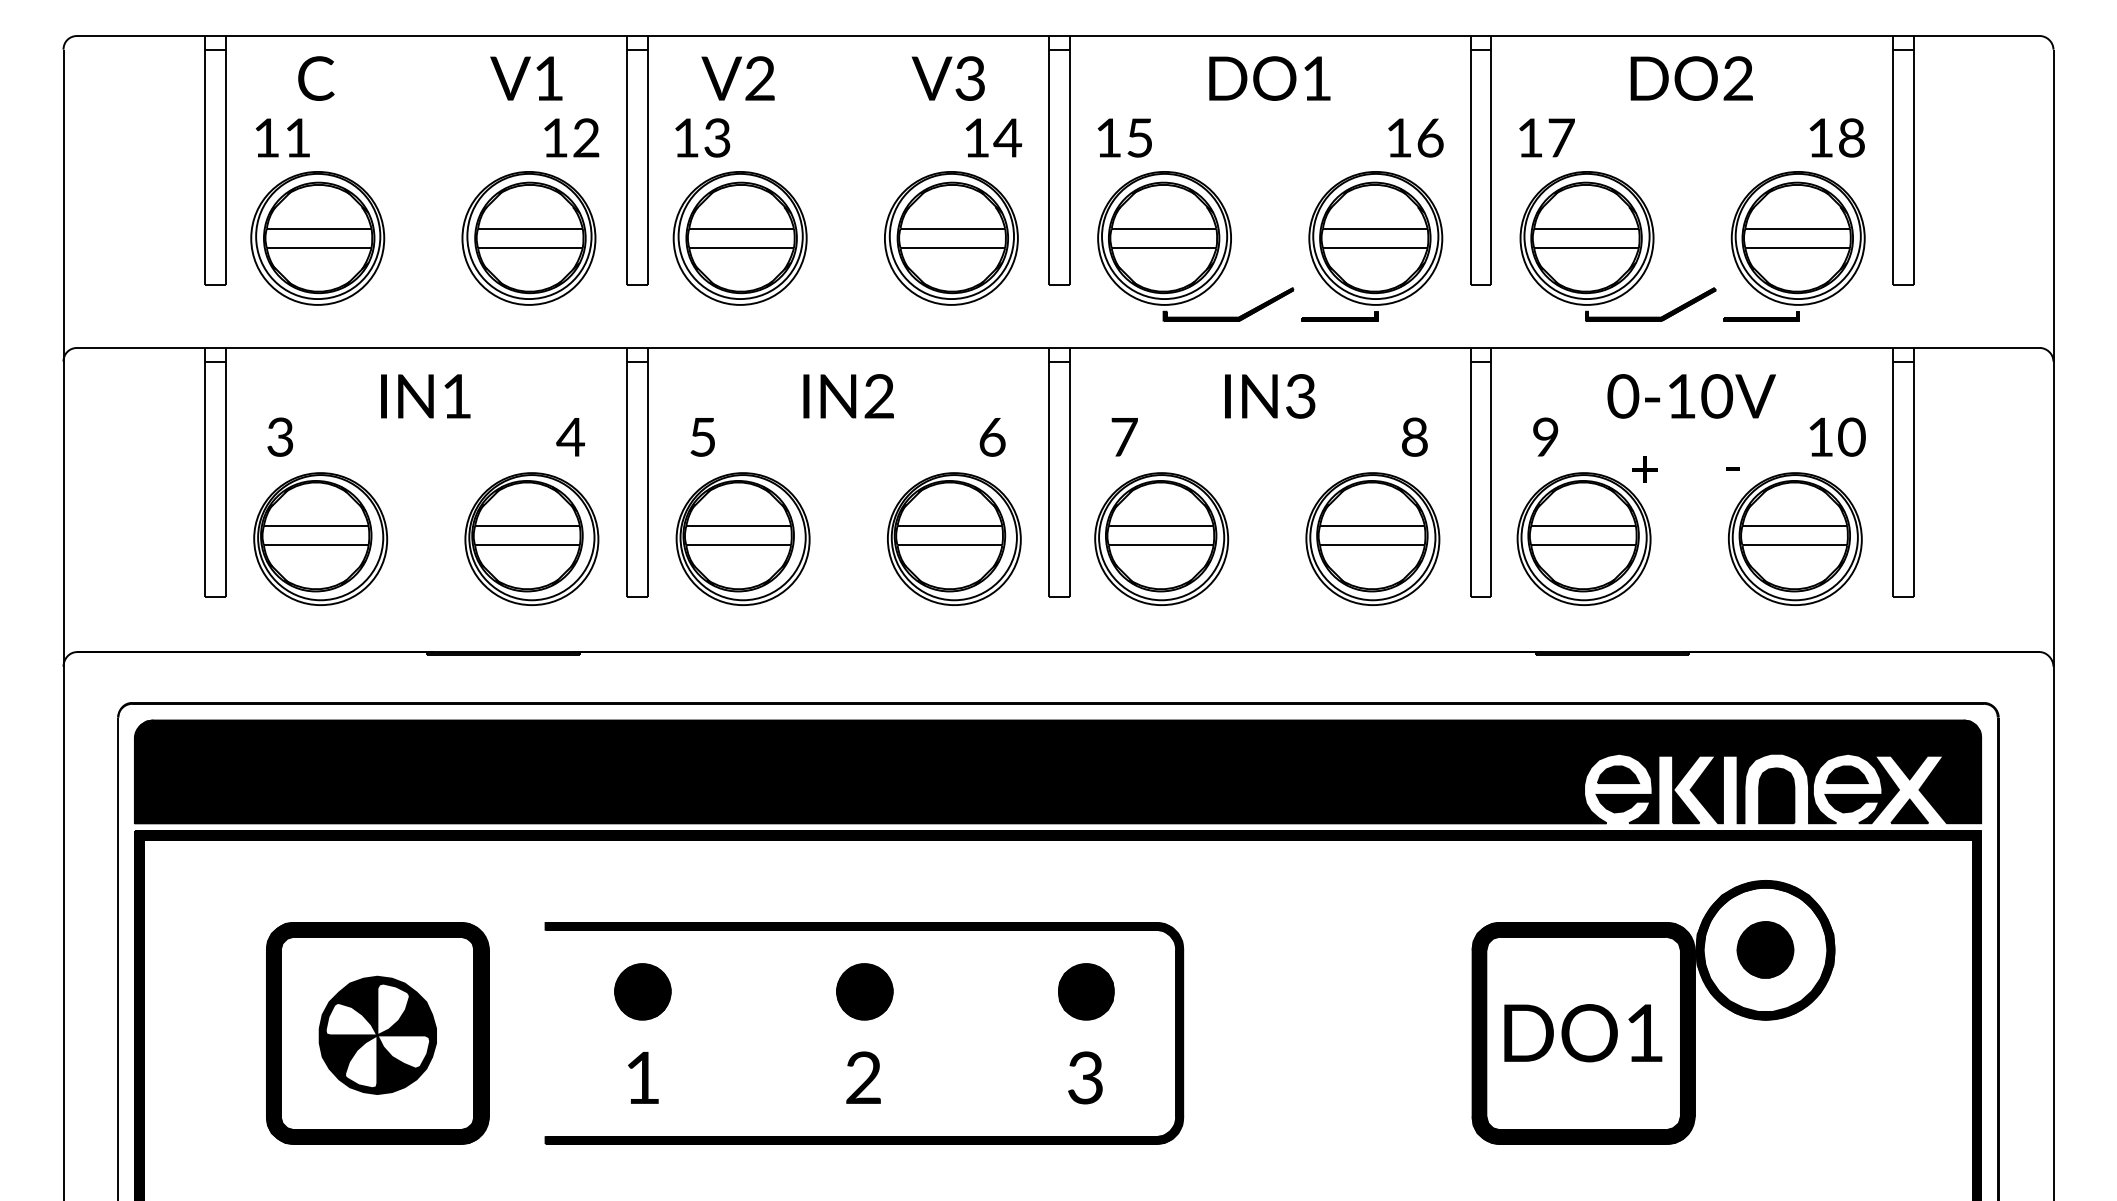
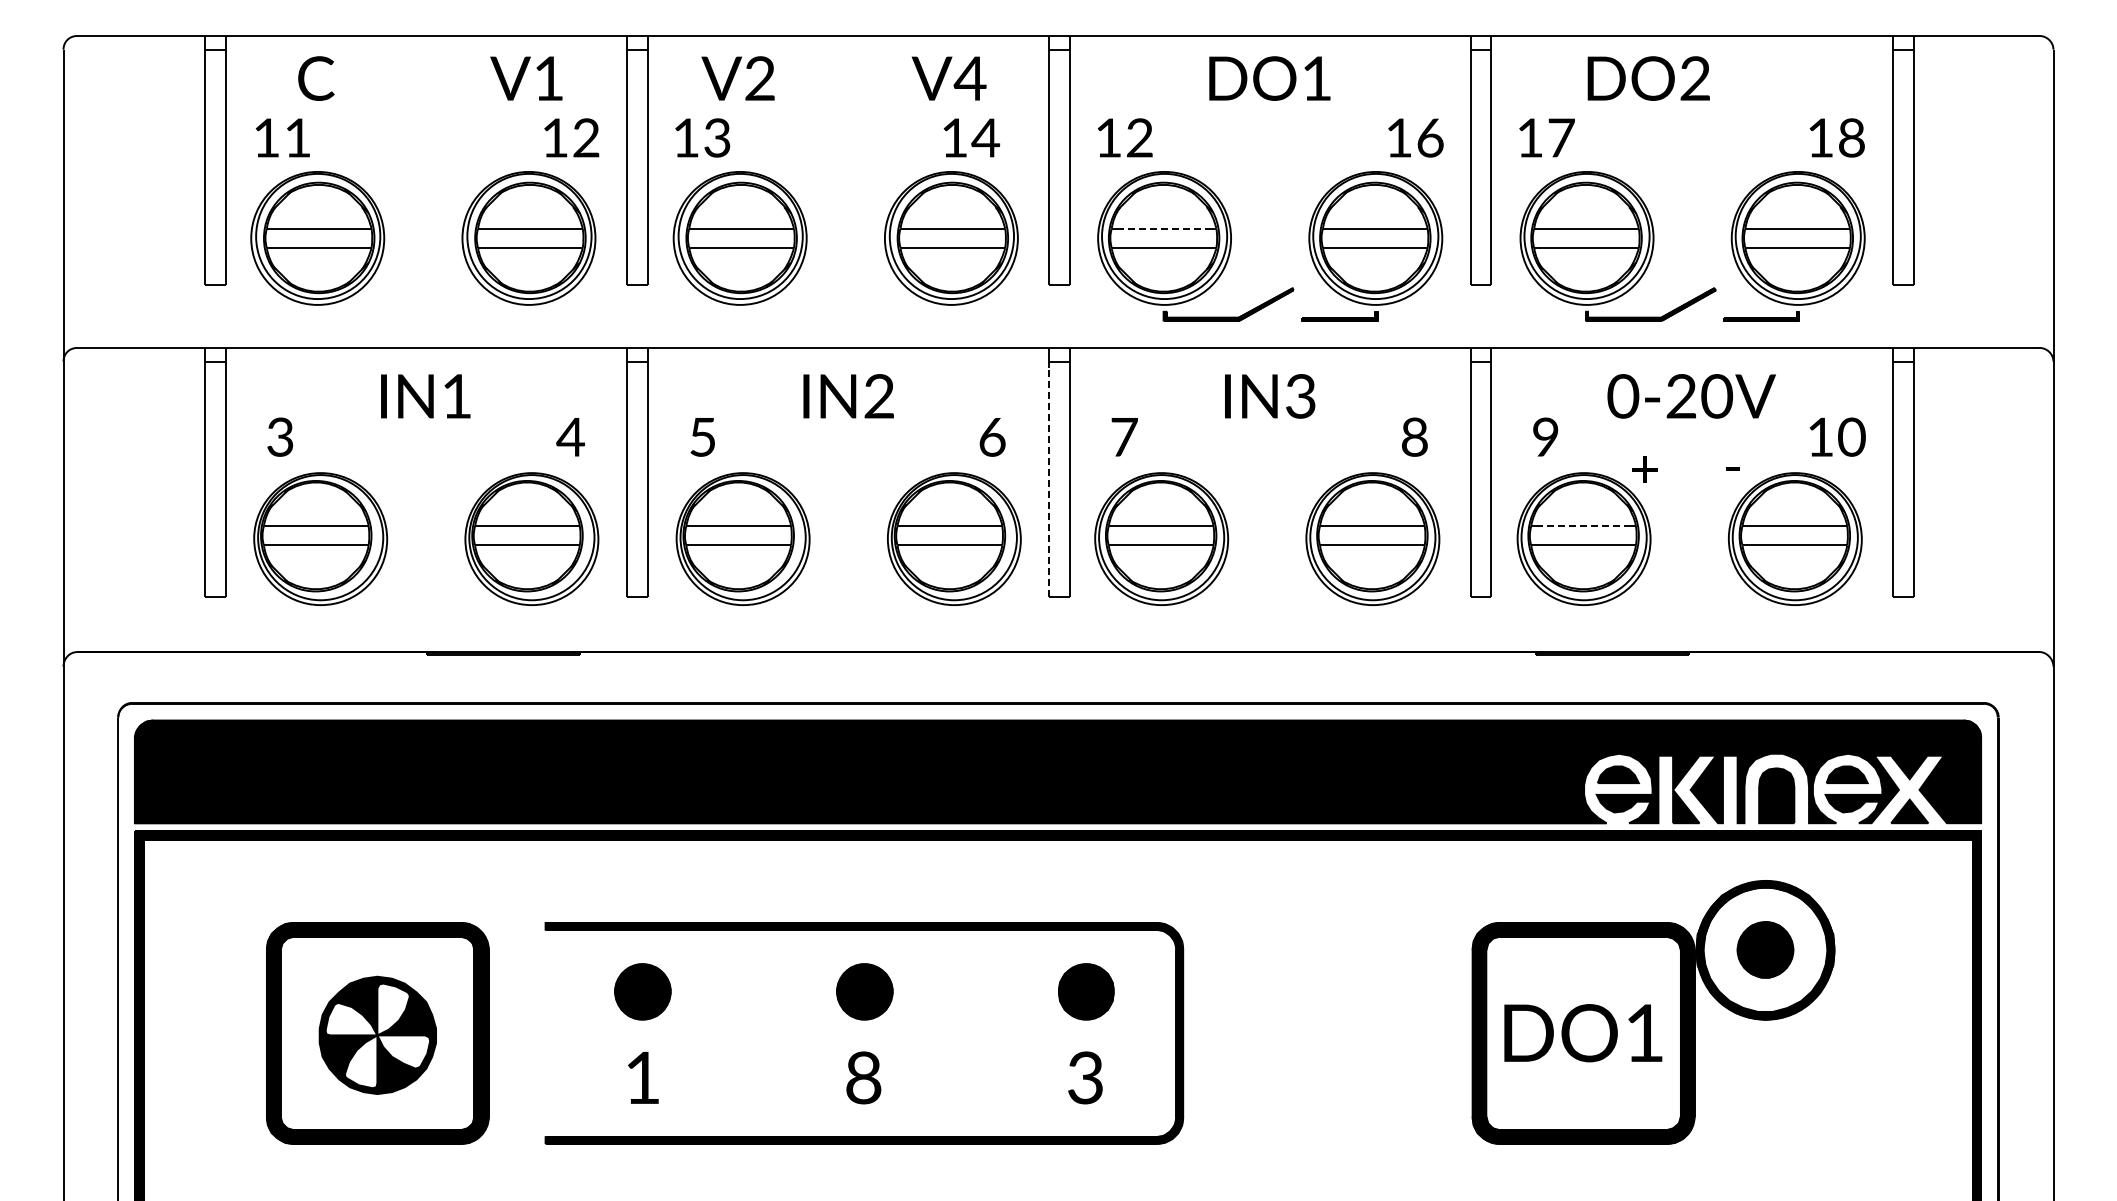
text: V3 -> V4 (969, 78)
text position: (1691, 78) -> (1648, 78) (1648, 78)
text position: (993, 137) -> (971, 137) (971, 137)
text: 15 -> 12 (1139, 137)
line: solid -> dashed (1163, 228)
text: 0-10V -> 0-20V (1680, 396)
line: solid -> dashed (1049, 482)
line: solid -> dashed (1583, 525)
text: 2 -> 8 (863, 1078)
